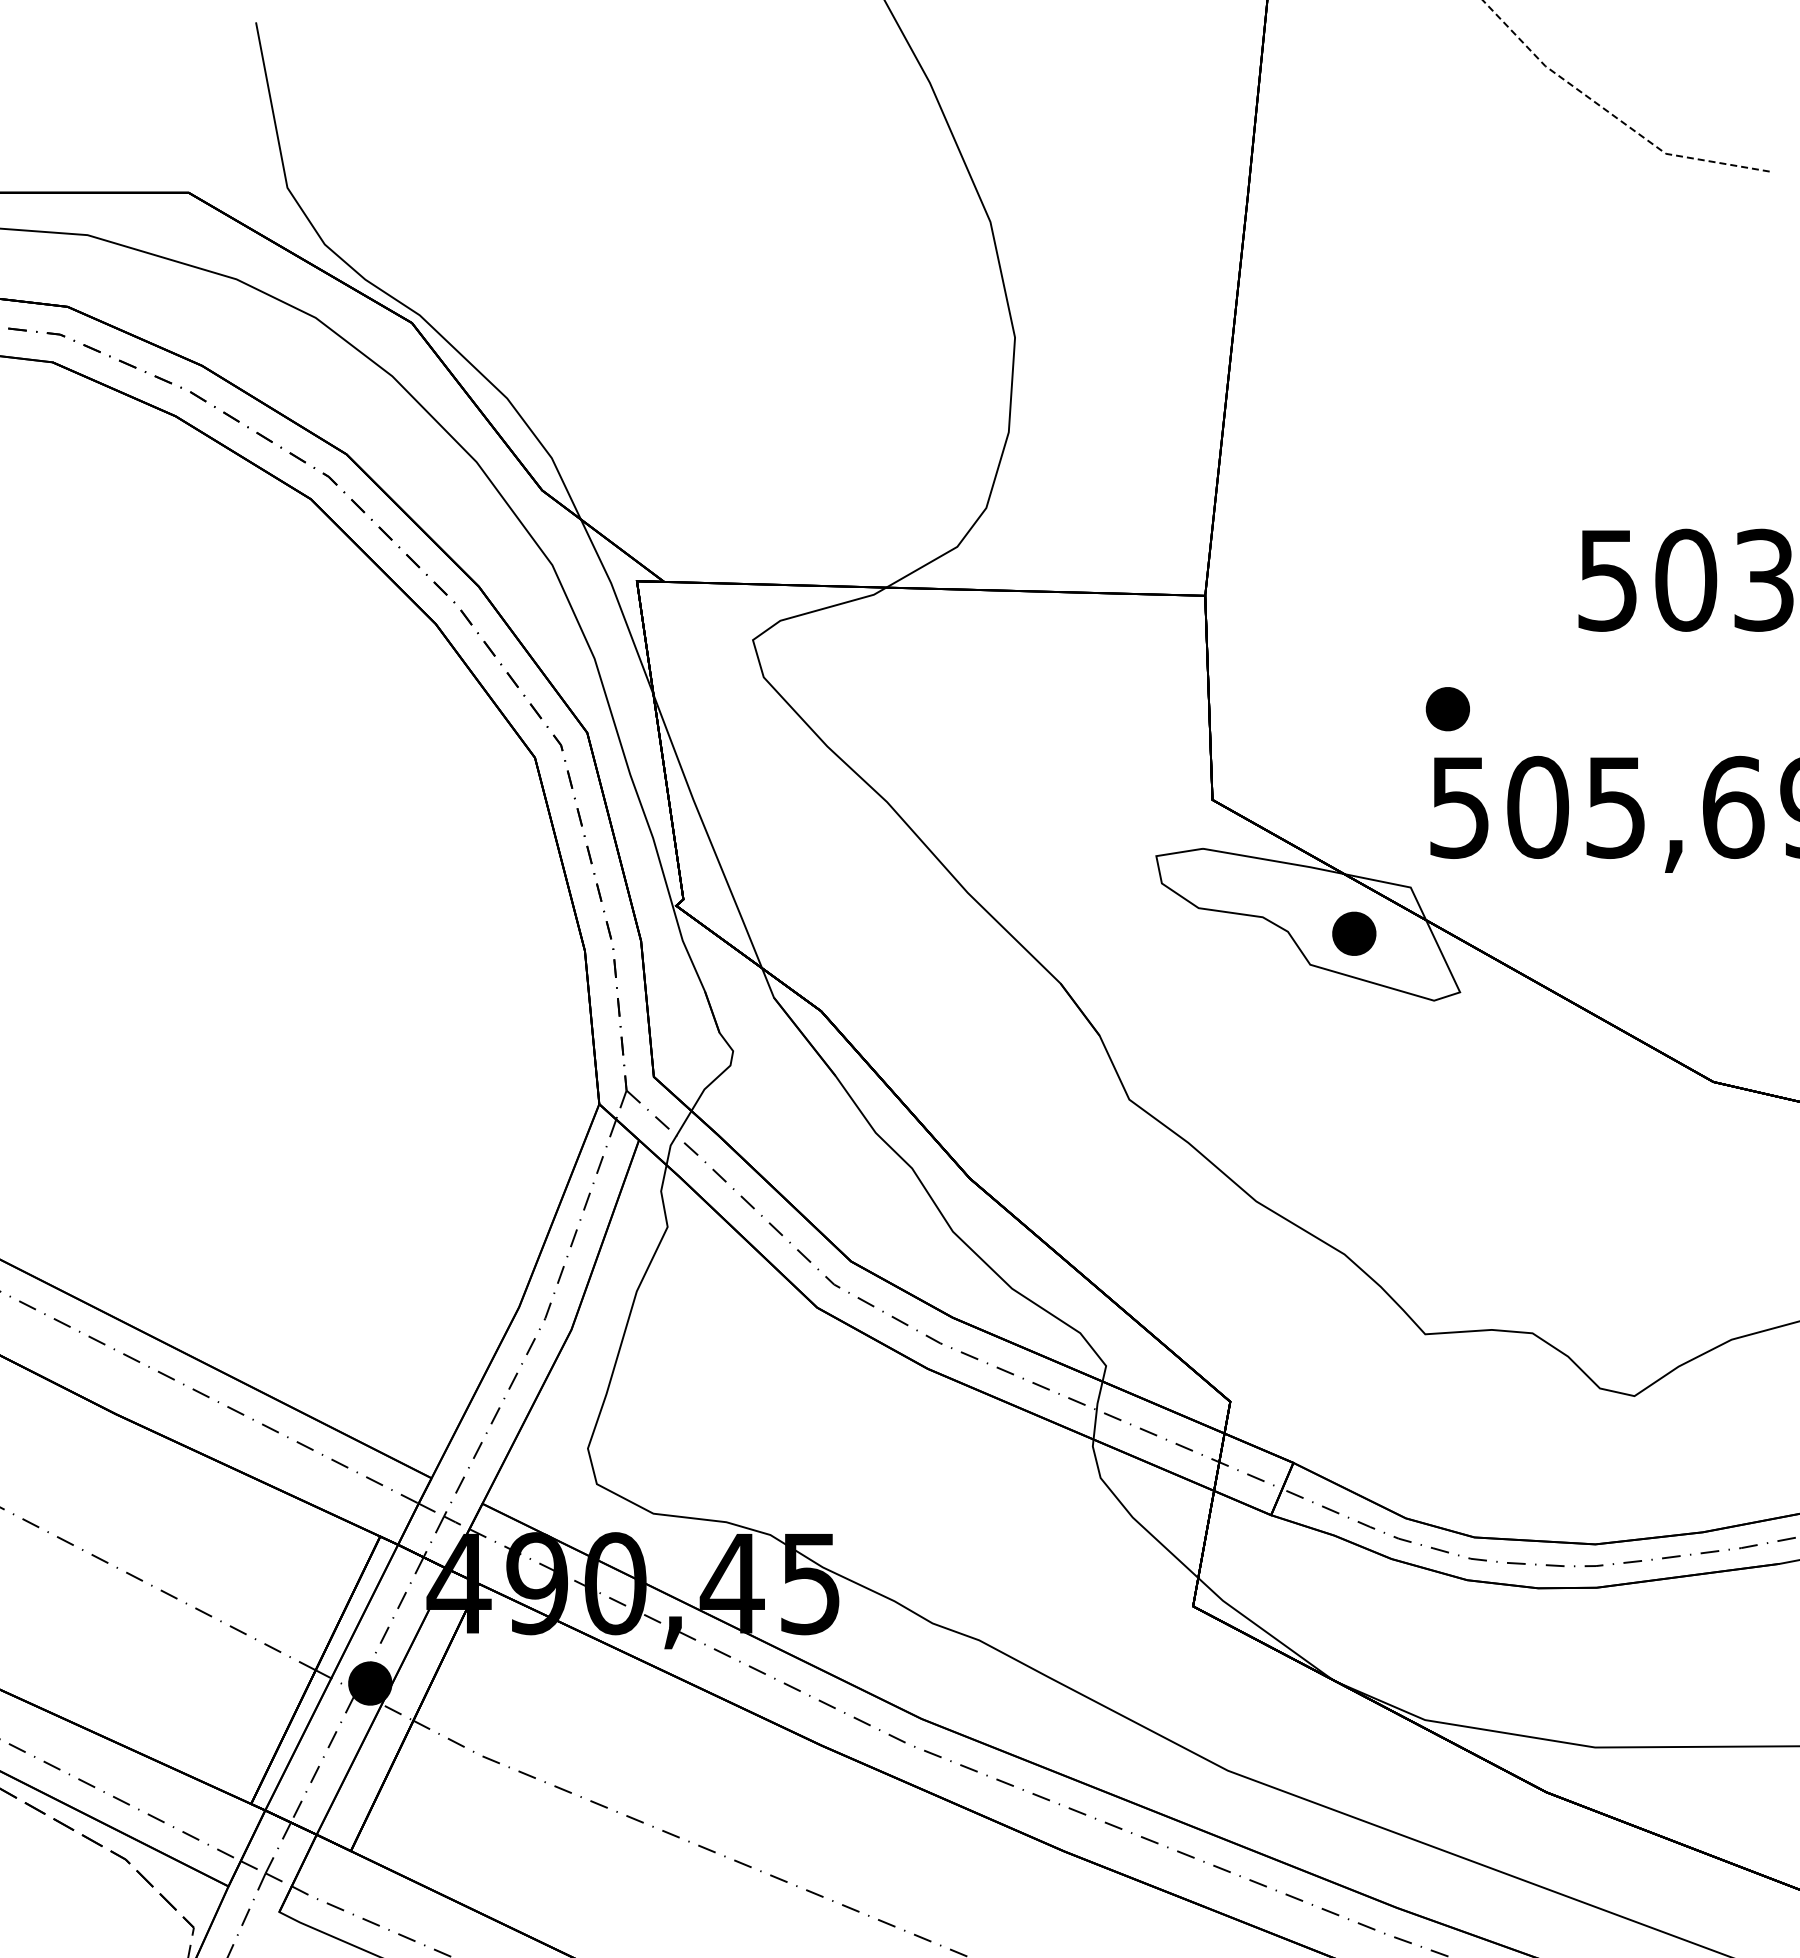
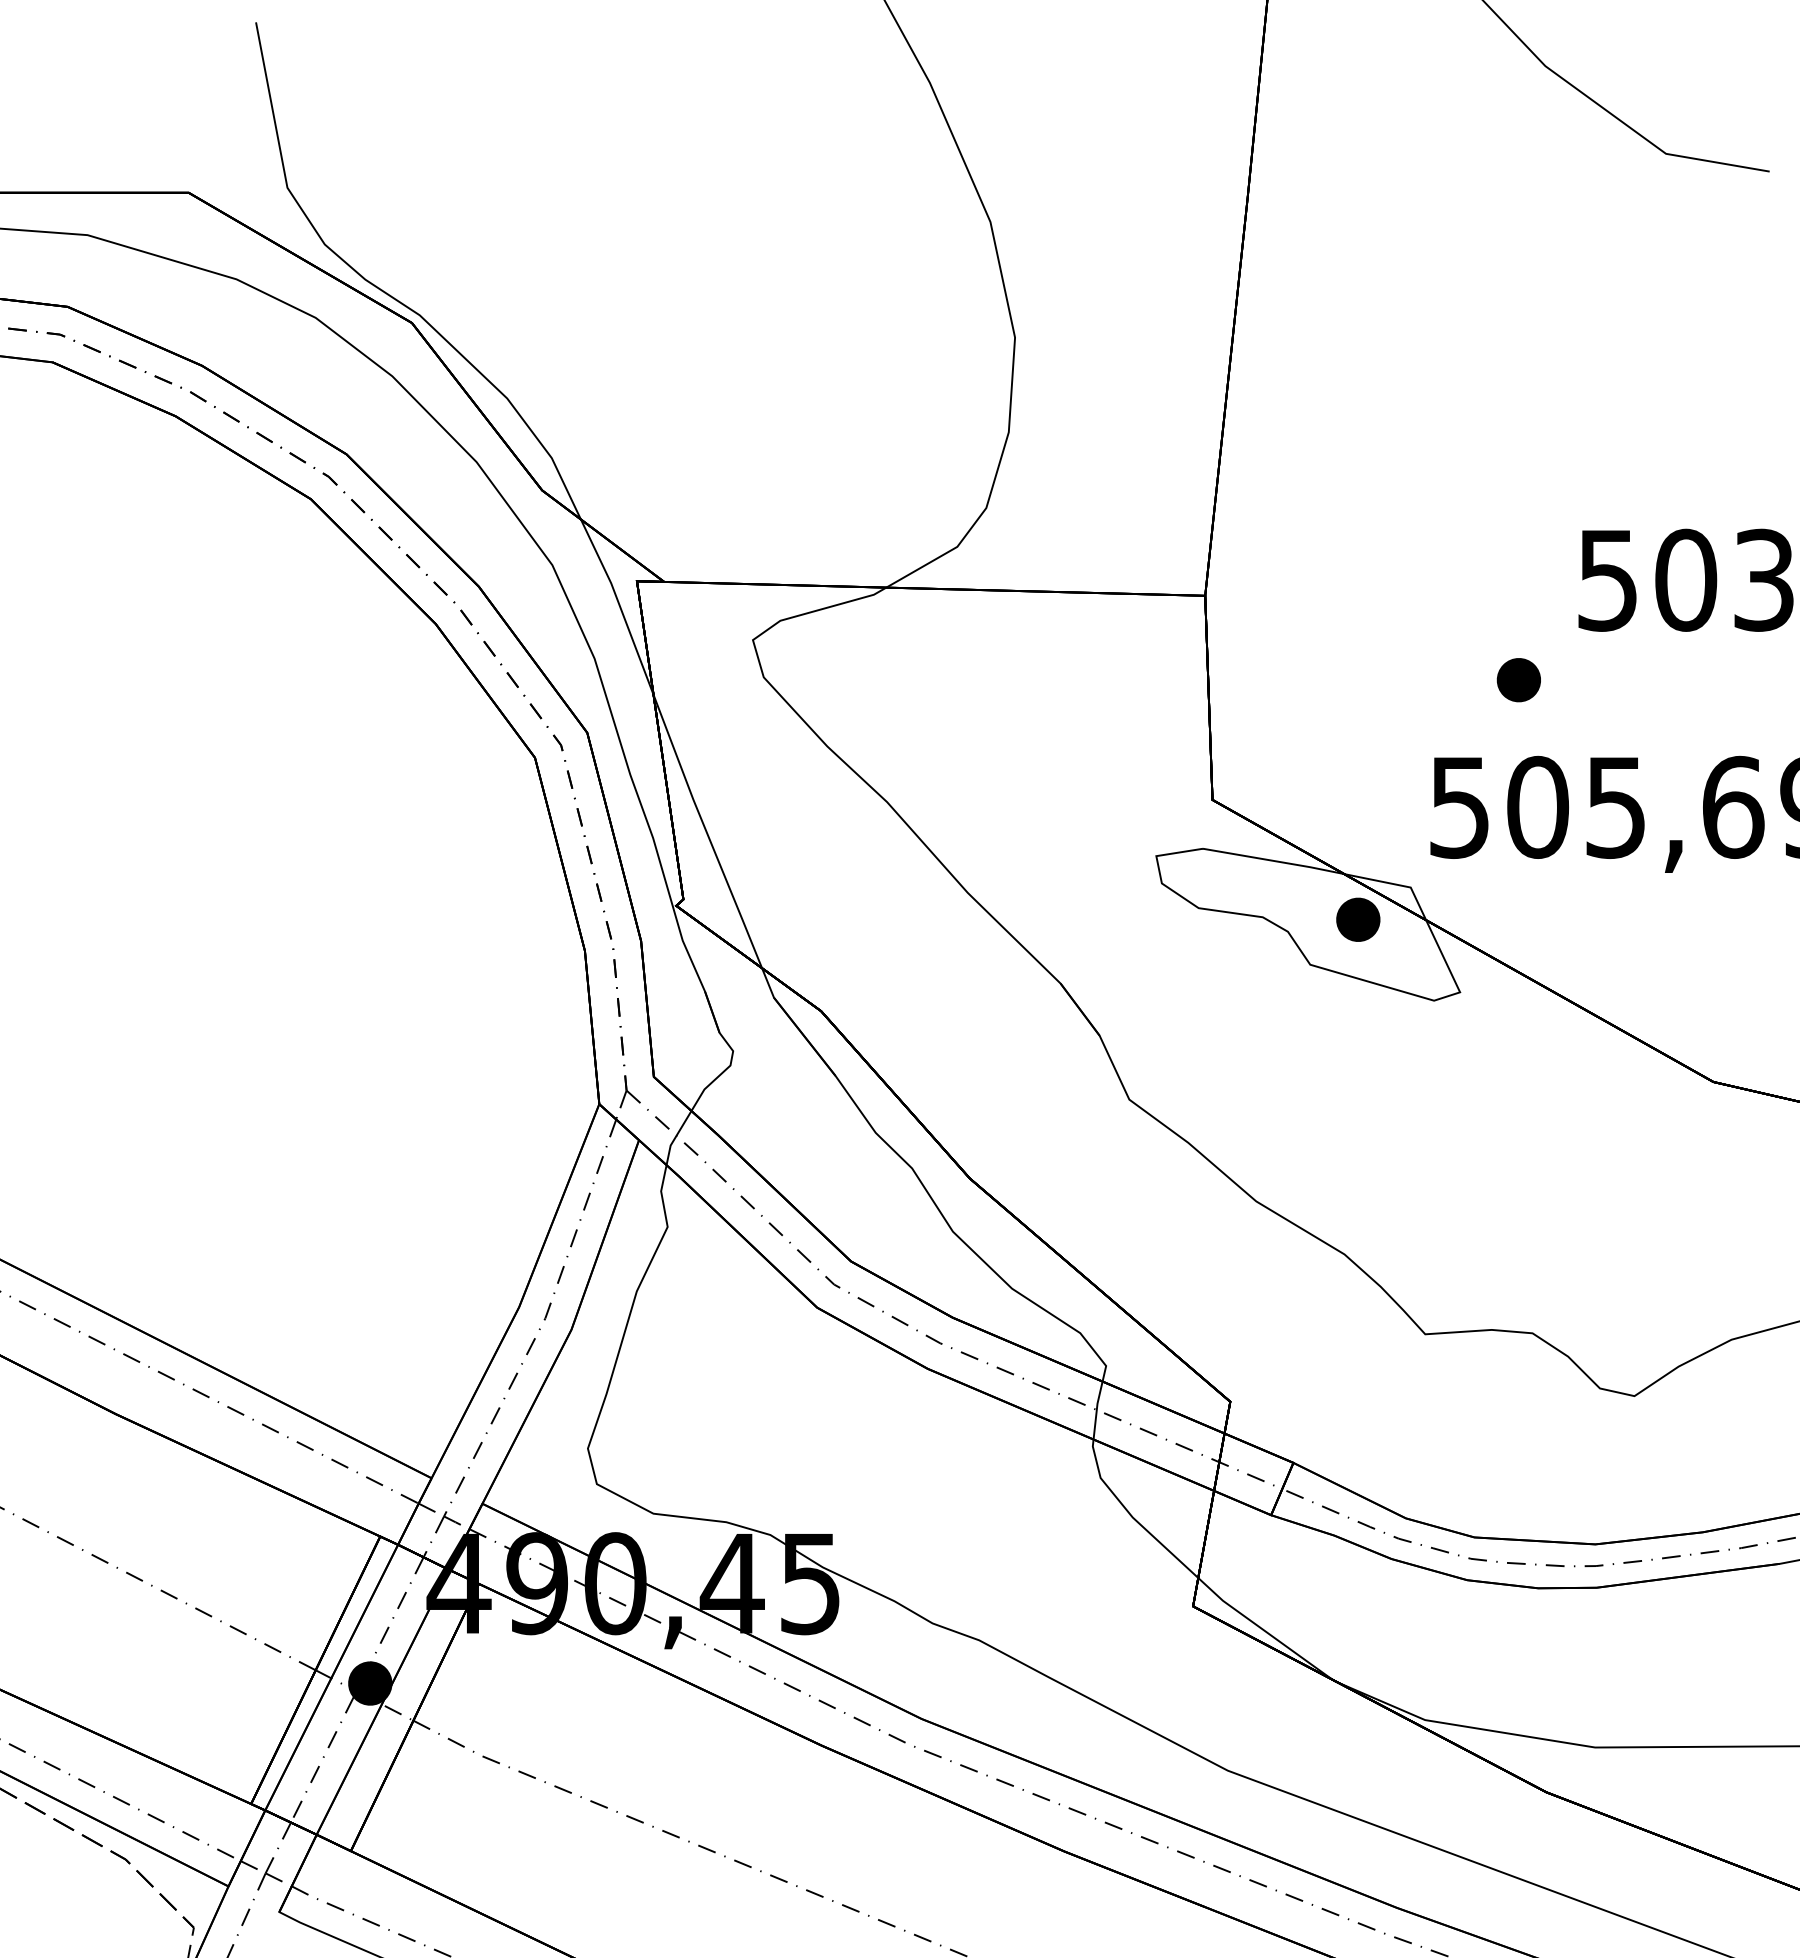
line: dashed -> solid (1611, 114)
part position: (1447, 709) -> (1518, 680) (1518, 680)
part position: (1354, 933) -> (1358, 919) (1358, 919)
